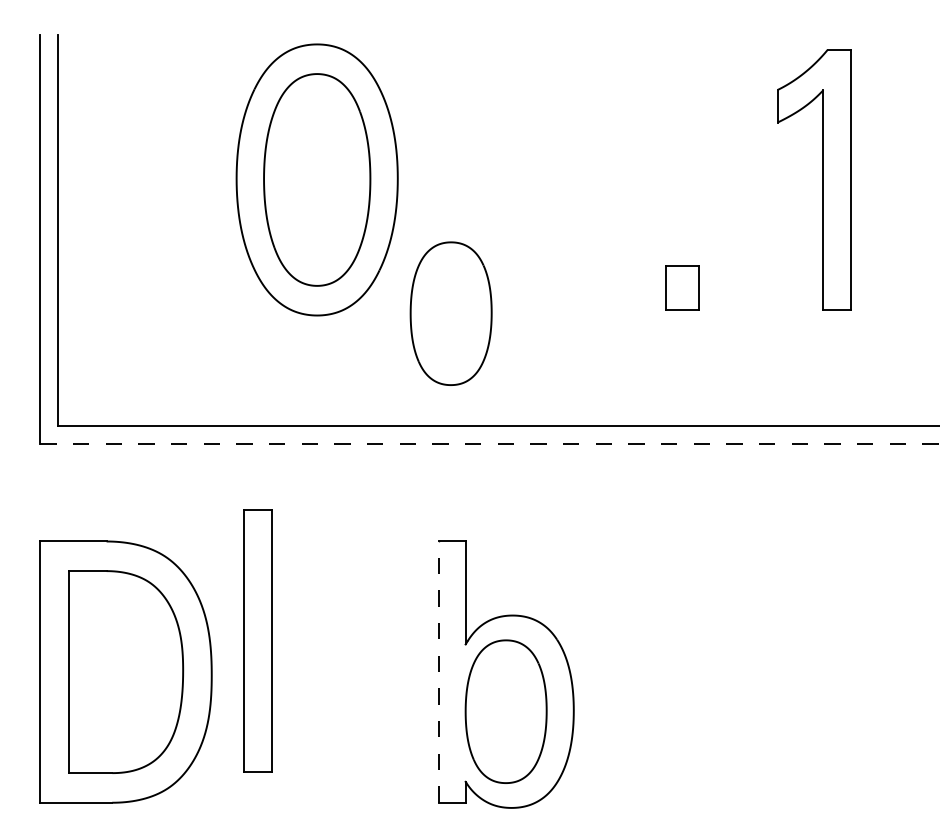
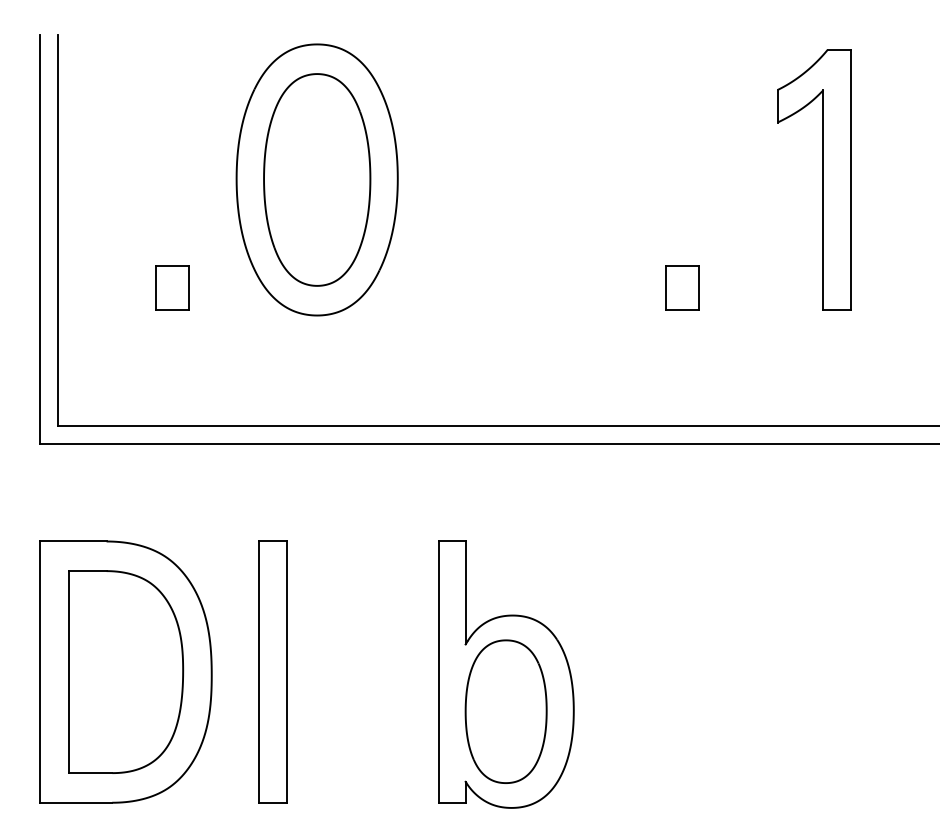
part: none -> present (172, 287)
part: present -> none (450, 313)
line: dashed -> solid (490, 443)
part position: (257, 640) -> (272, 671) (272, 671)
line: dashed -> solid (438, 672)
